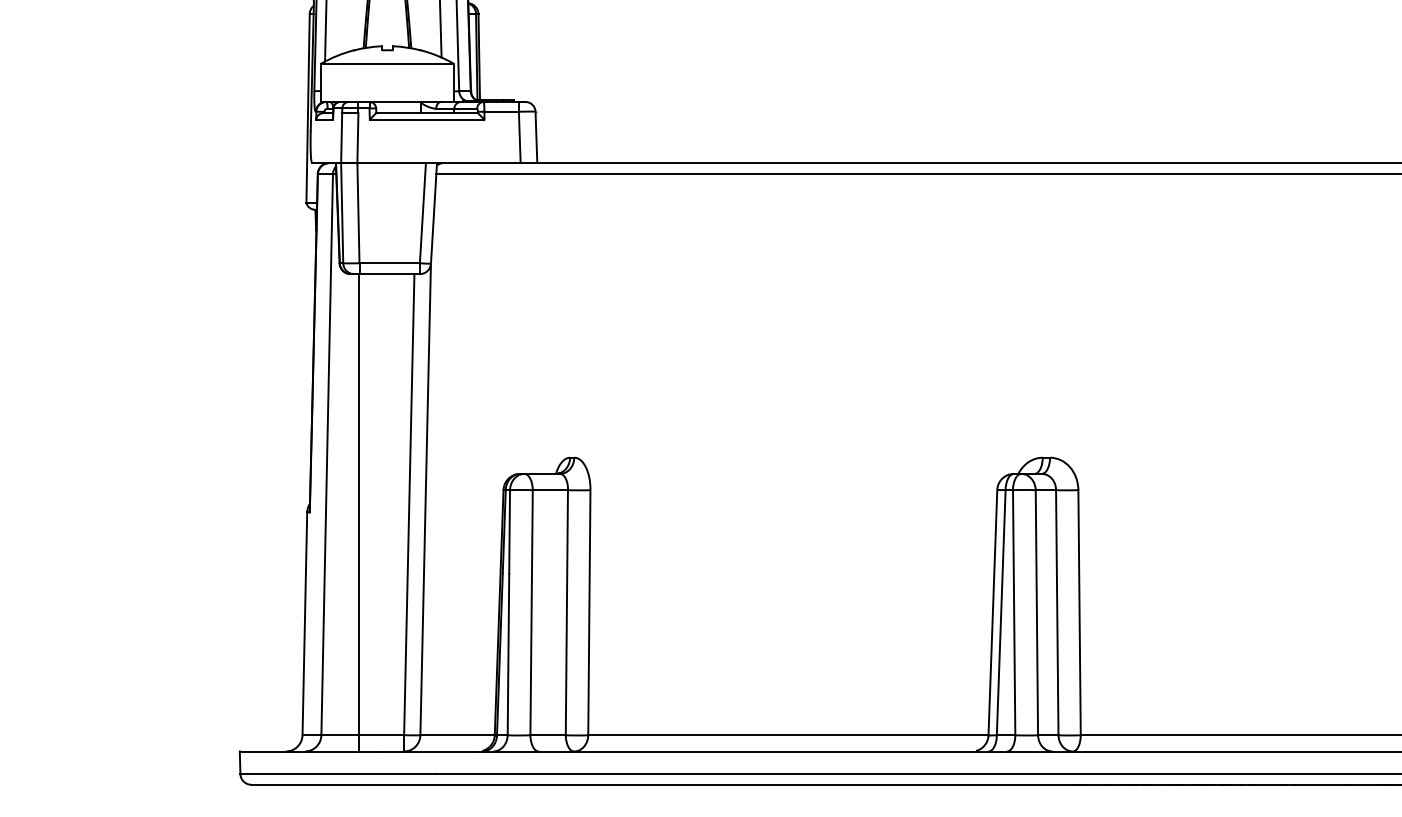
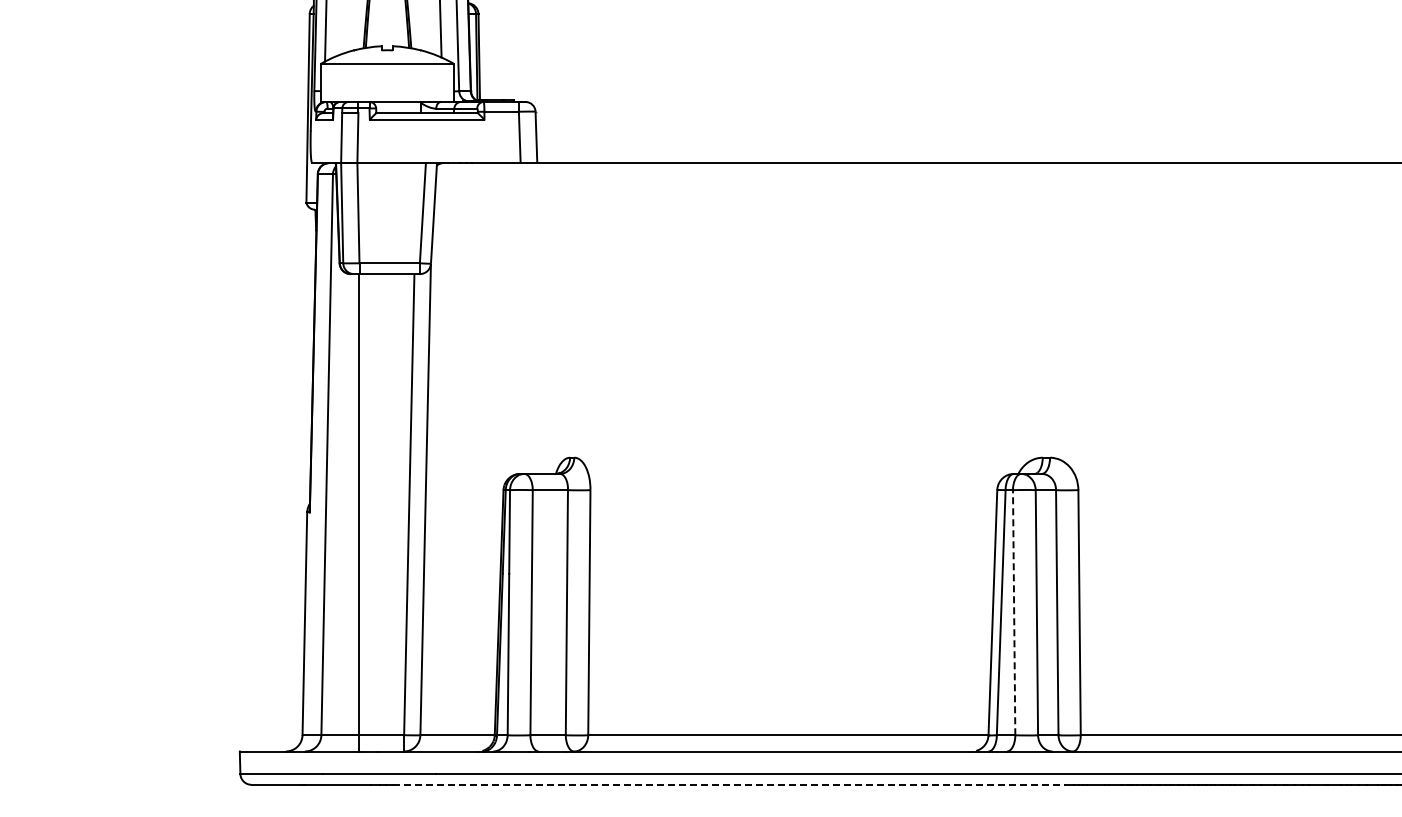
line: present -> none (917, 173)
line: solid -> dashed (1014, 612)
line: solid -> dashed (729, 784)
